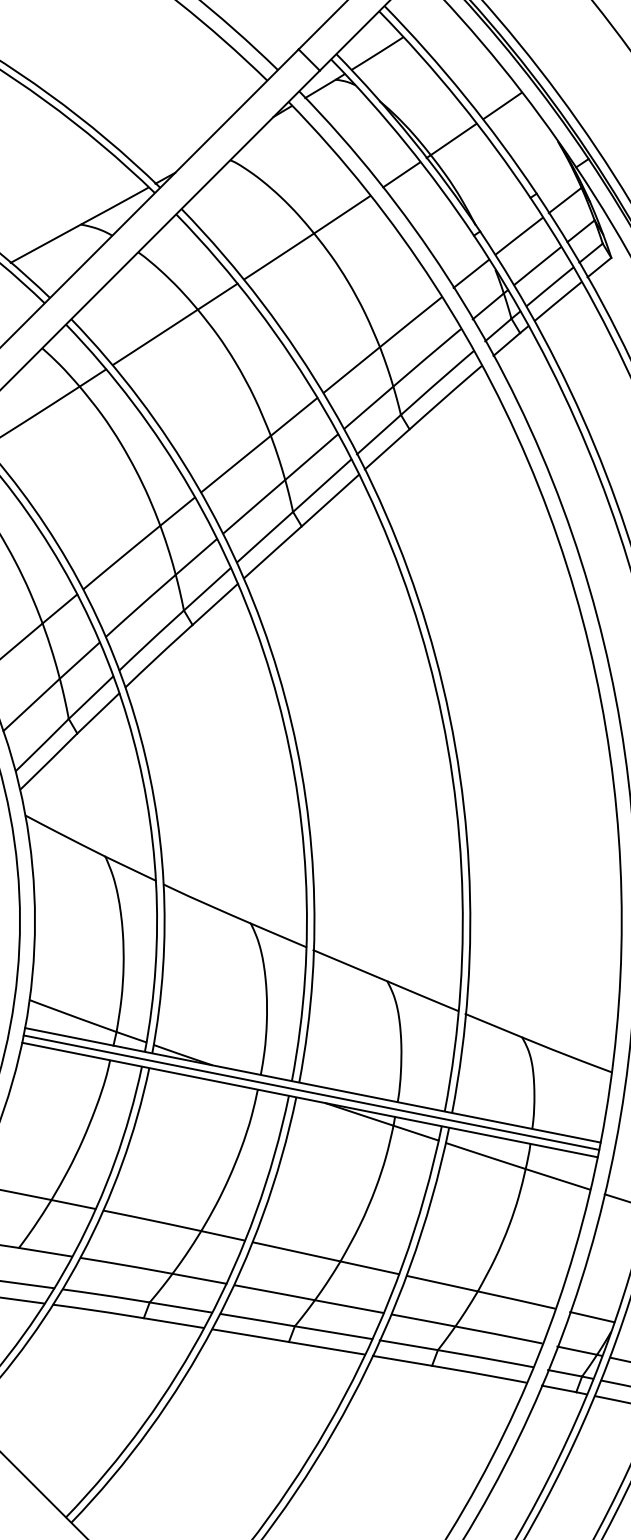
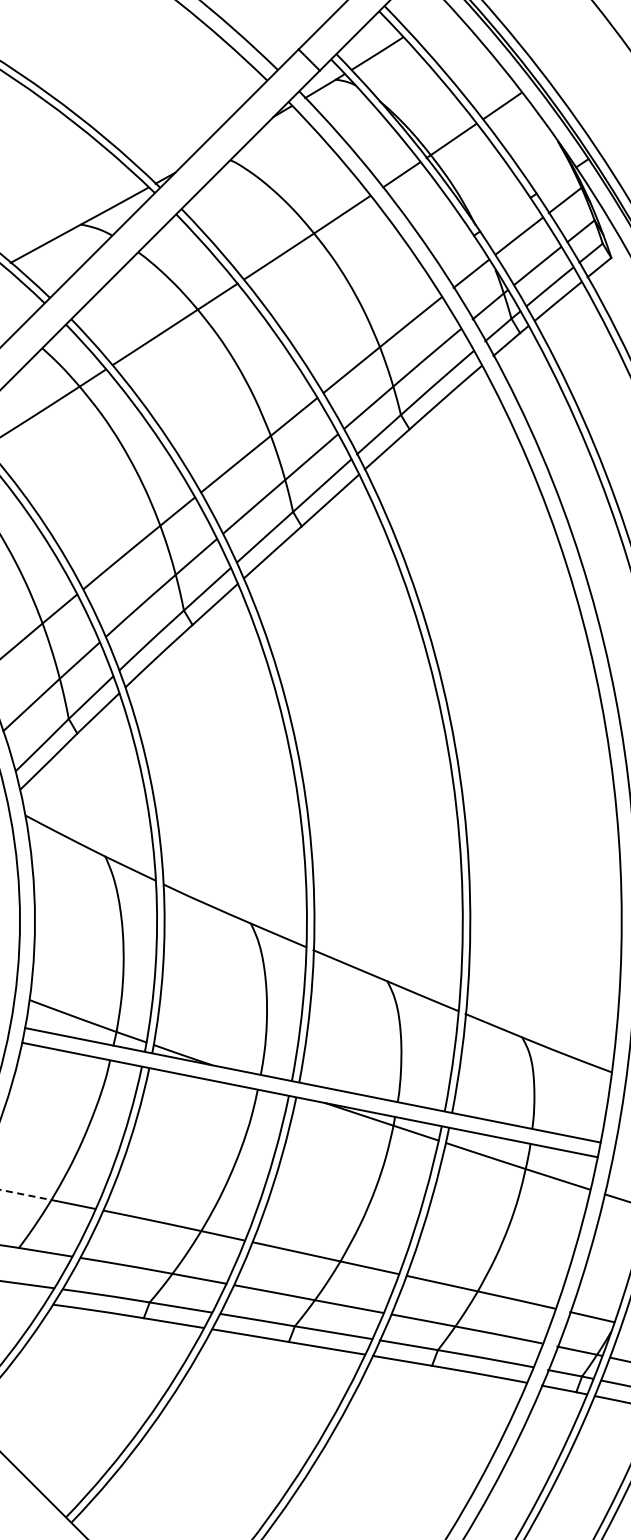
line: present -> none (311, 1092)
line: solid -> dashed (26, 1194)
line: present -> none (23, 1300)
